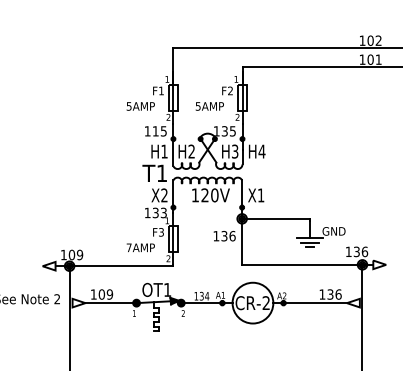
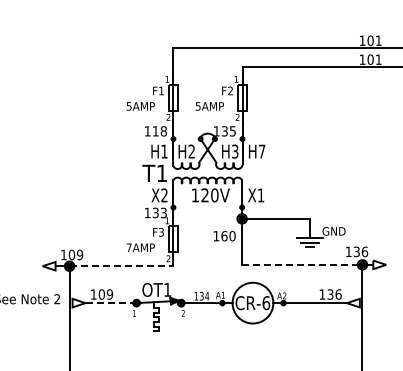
text: 102 -> 101 (378, 40)
text: 115 -> 118 (163, 131)
text: H4 -> H7 (261, 151)
text: 136 -> 160 (228, 235)
line: solid -> dashed (302, 264)
line: solid -> dashed (121, 266)
line: solid -> dashed (111, 303)
text: CR-2 -> CR-6 (266, 303)
